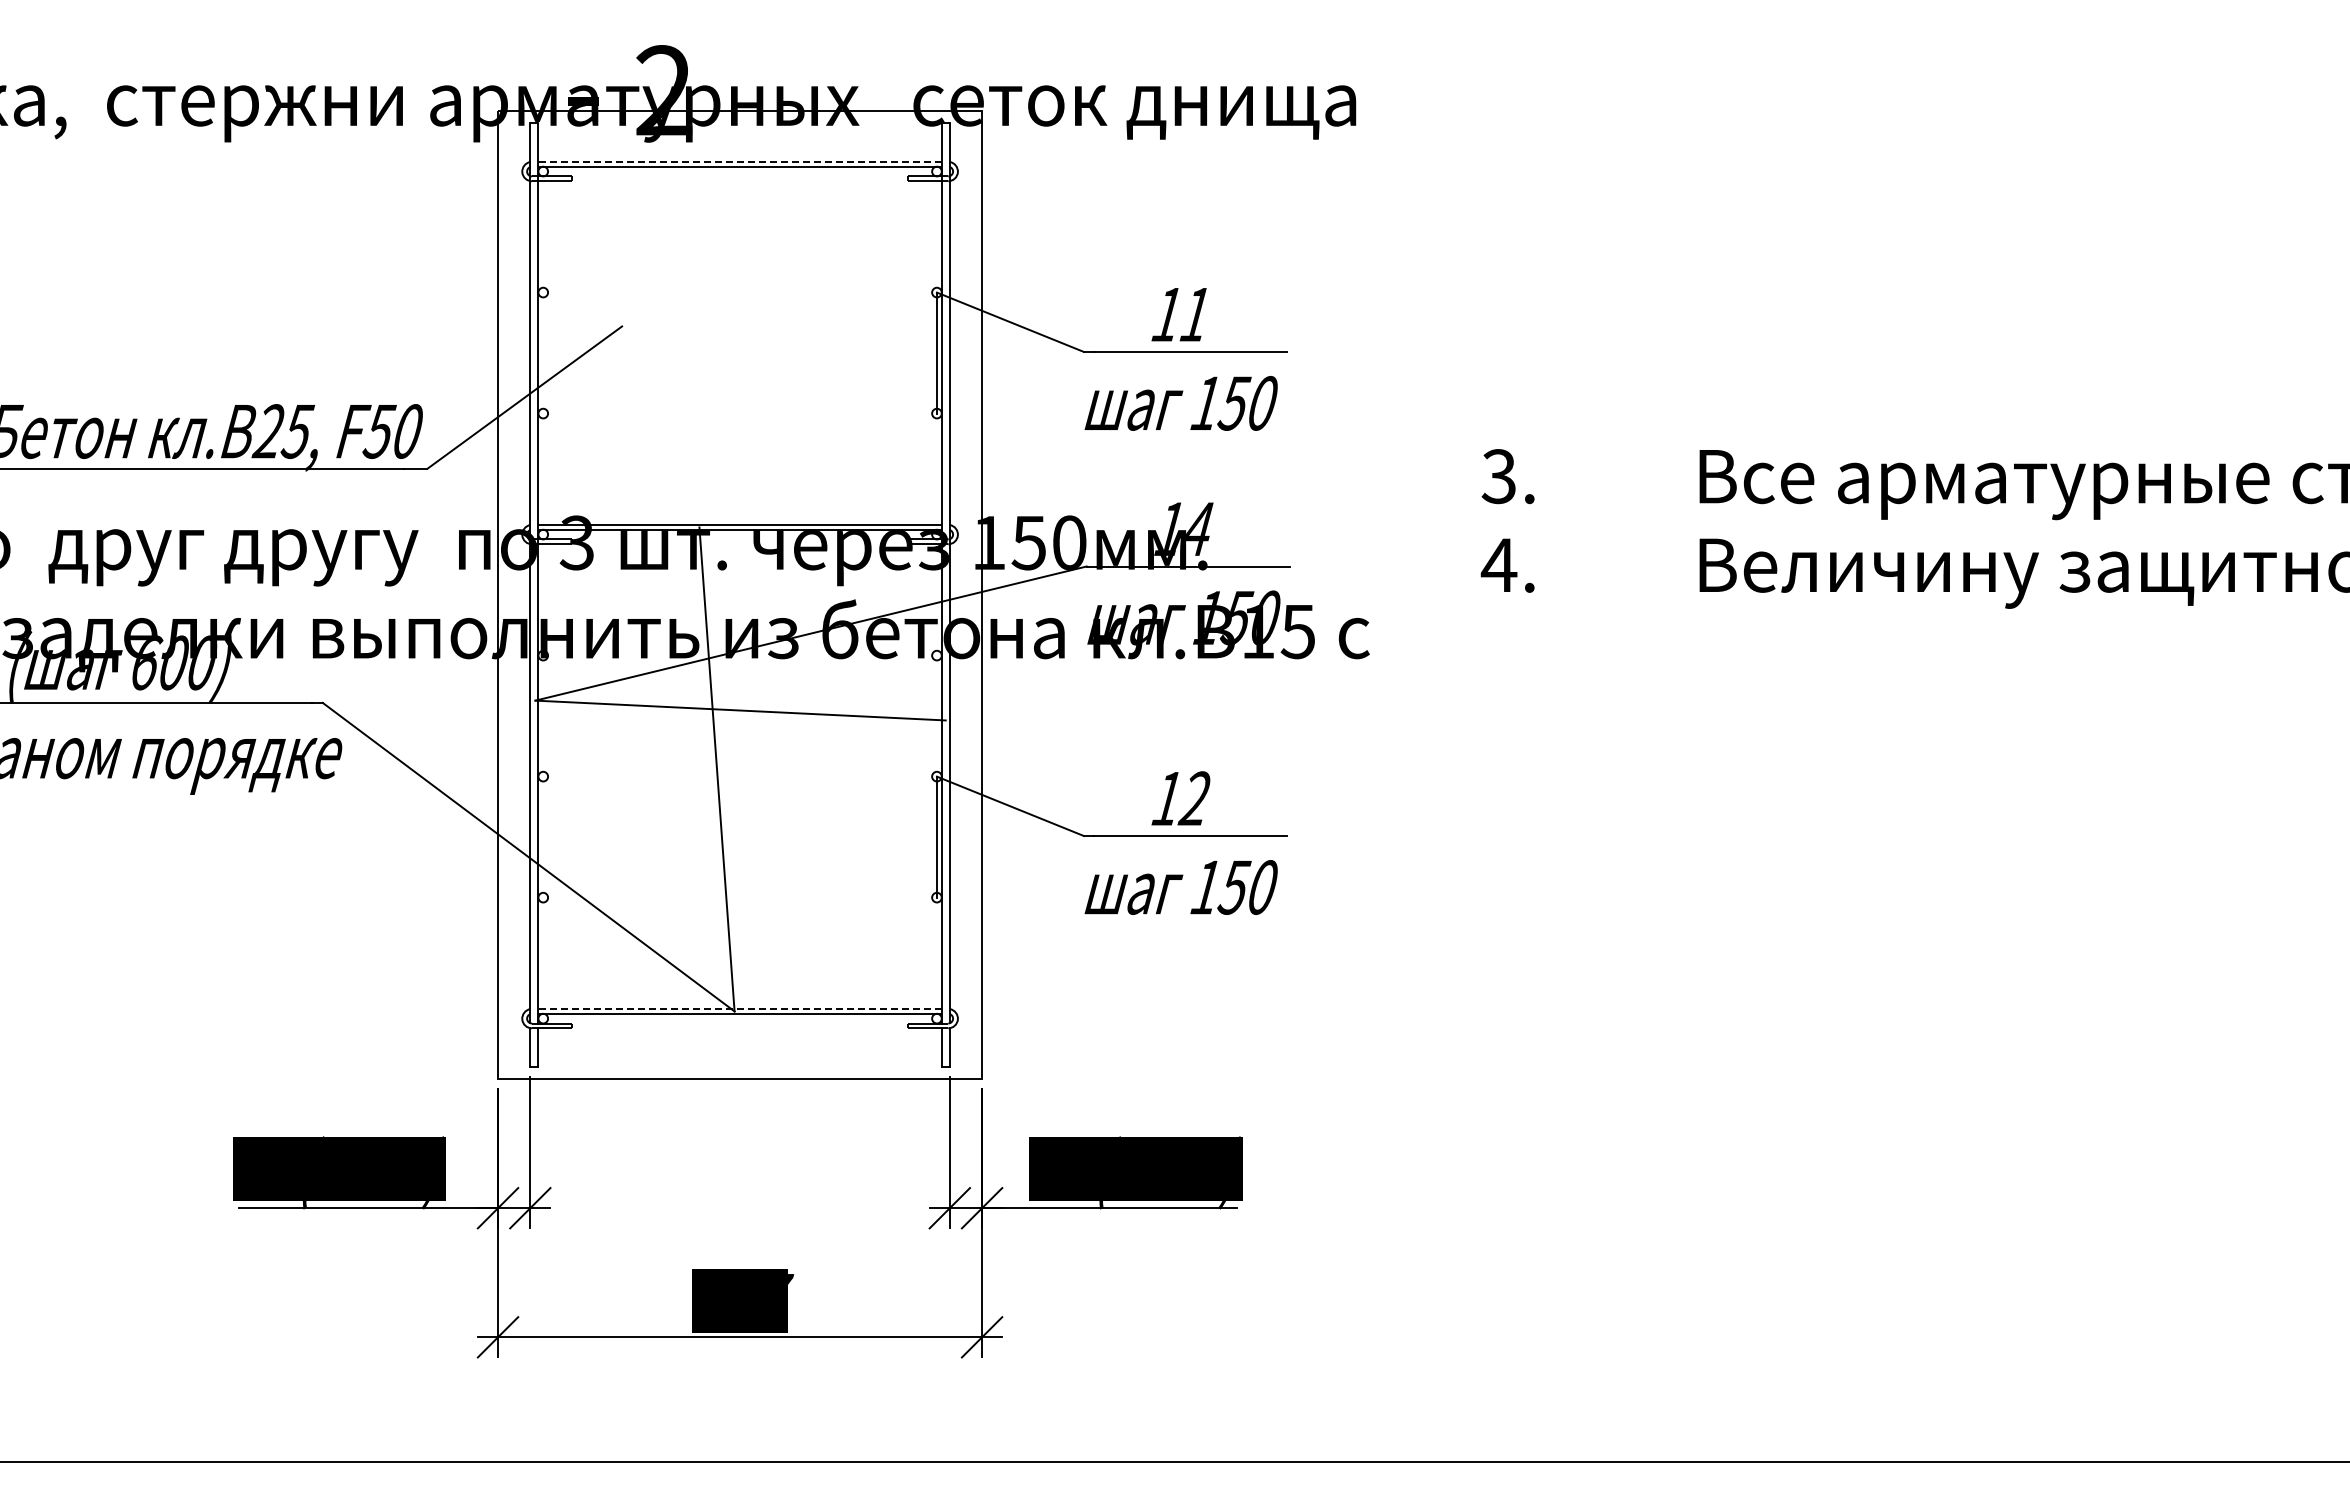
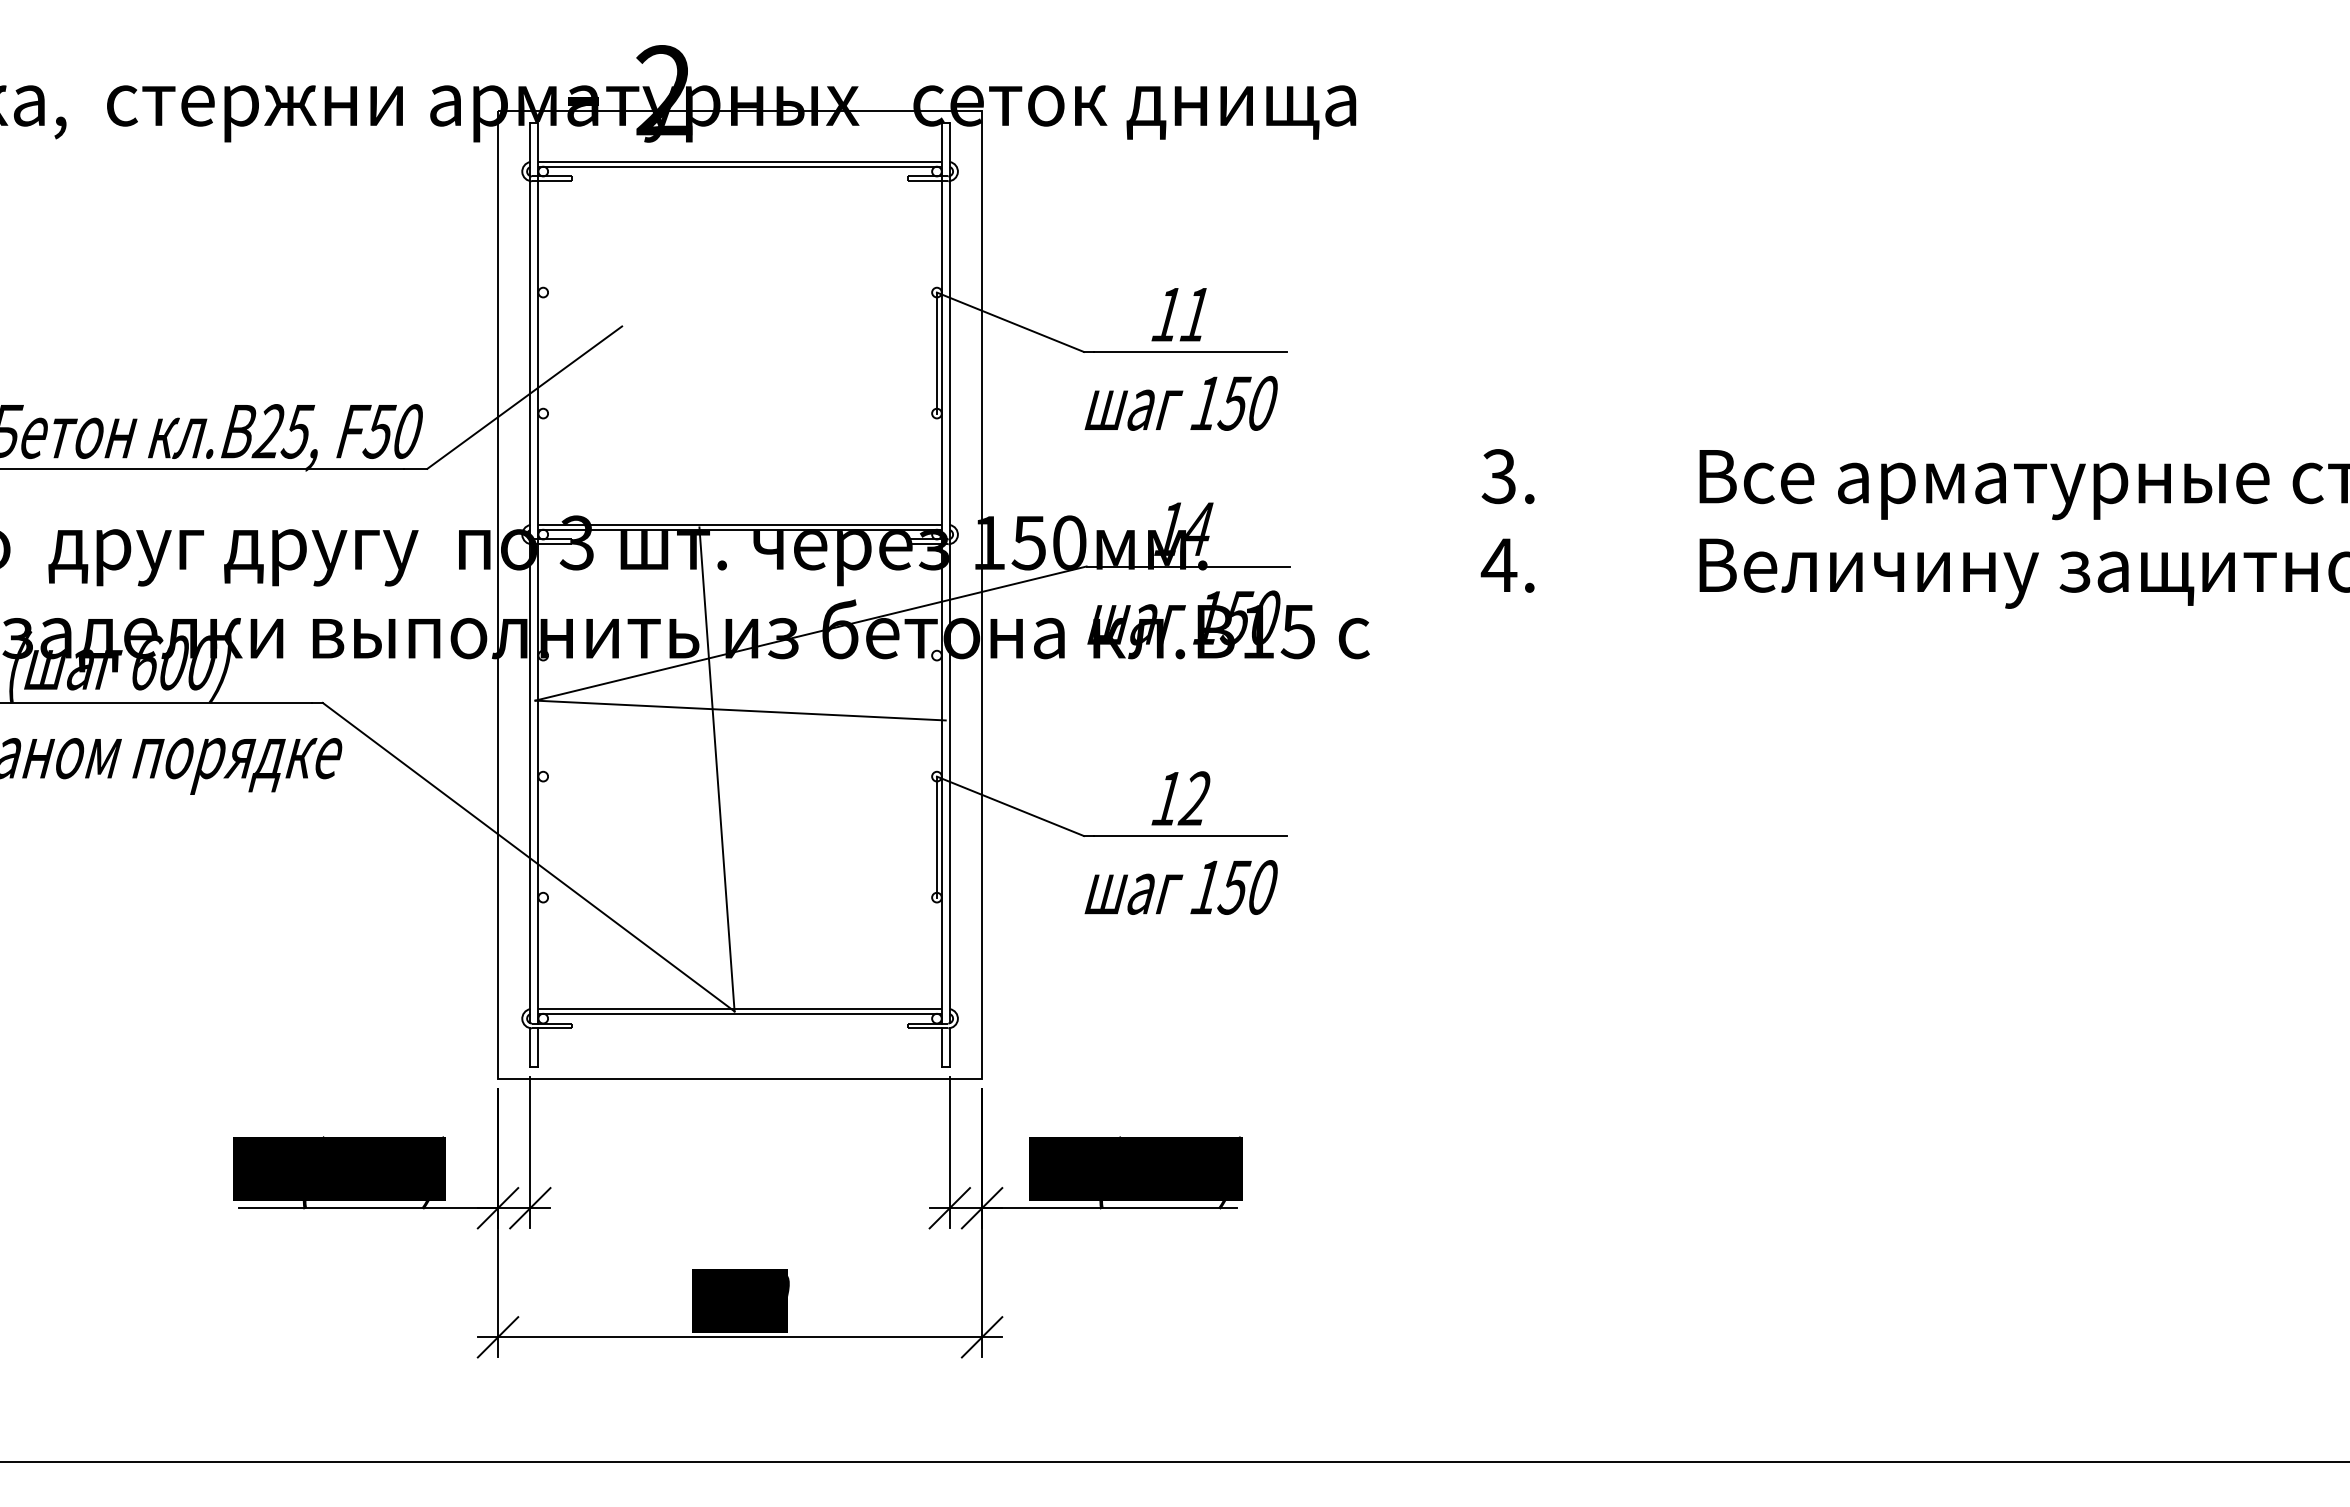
line: dashed -> solid (740, 161)
line: dashed -> solid (740, 1008)
text: 667 -> 600 (791, 1285)
